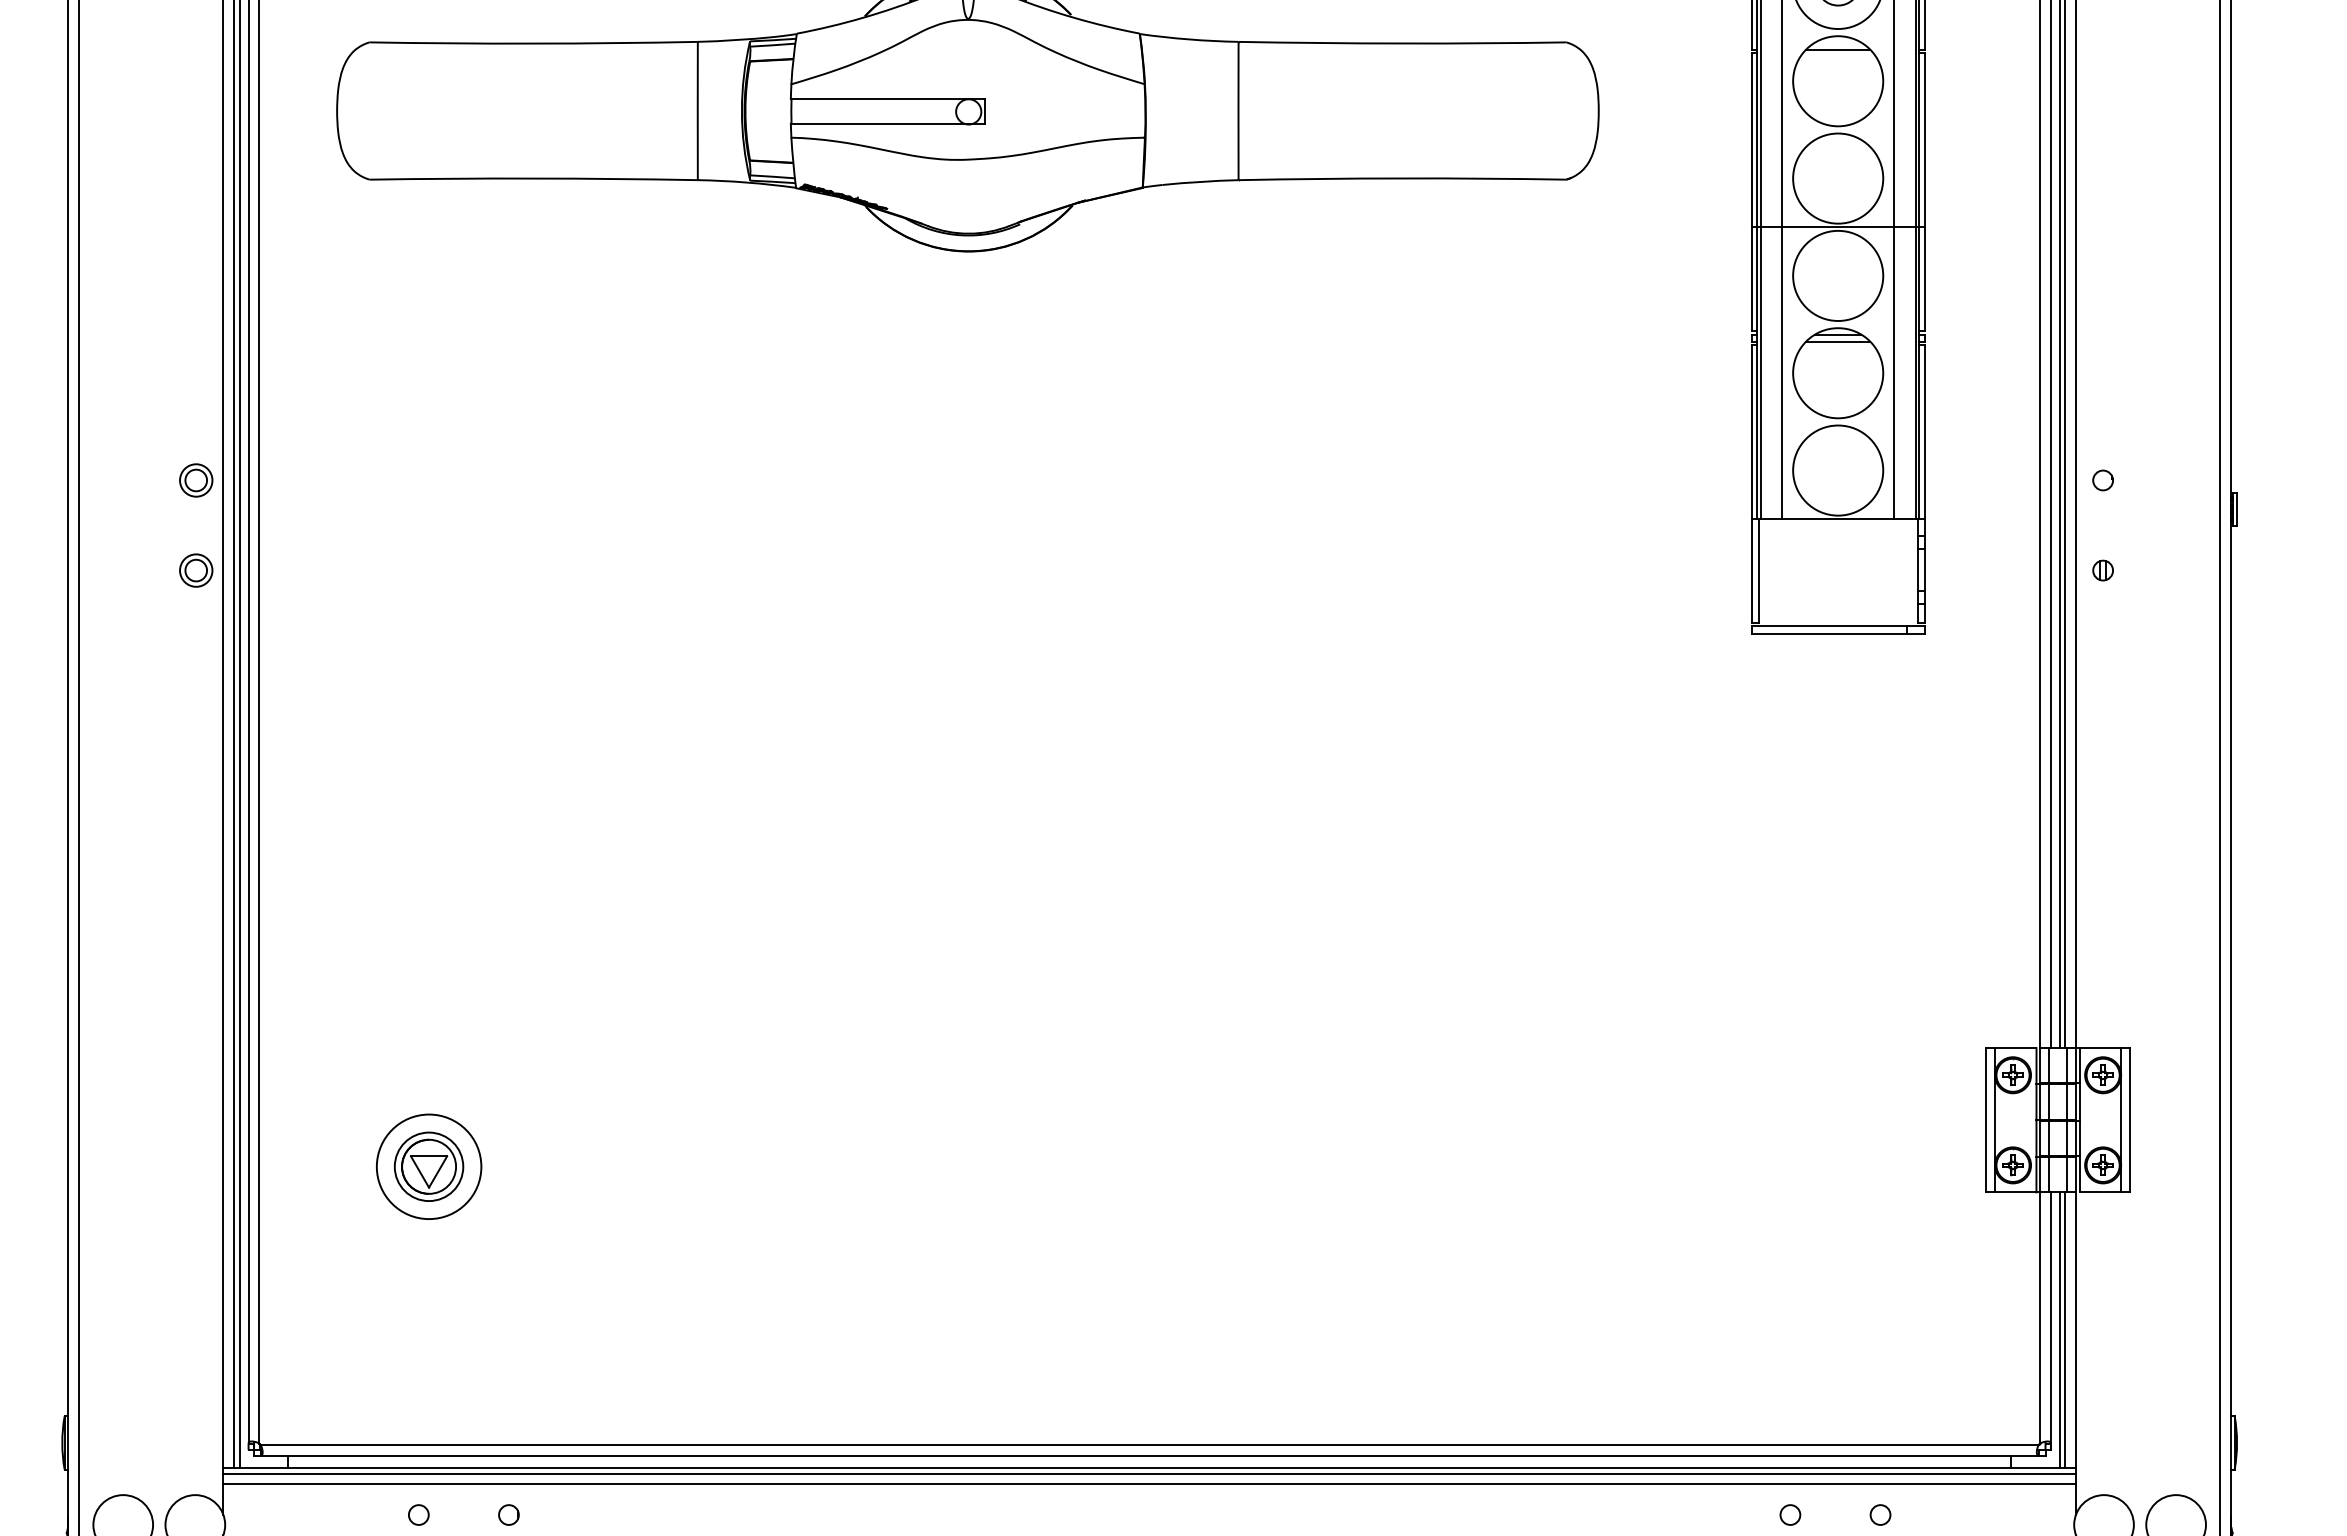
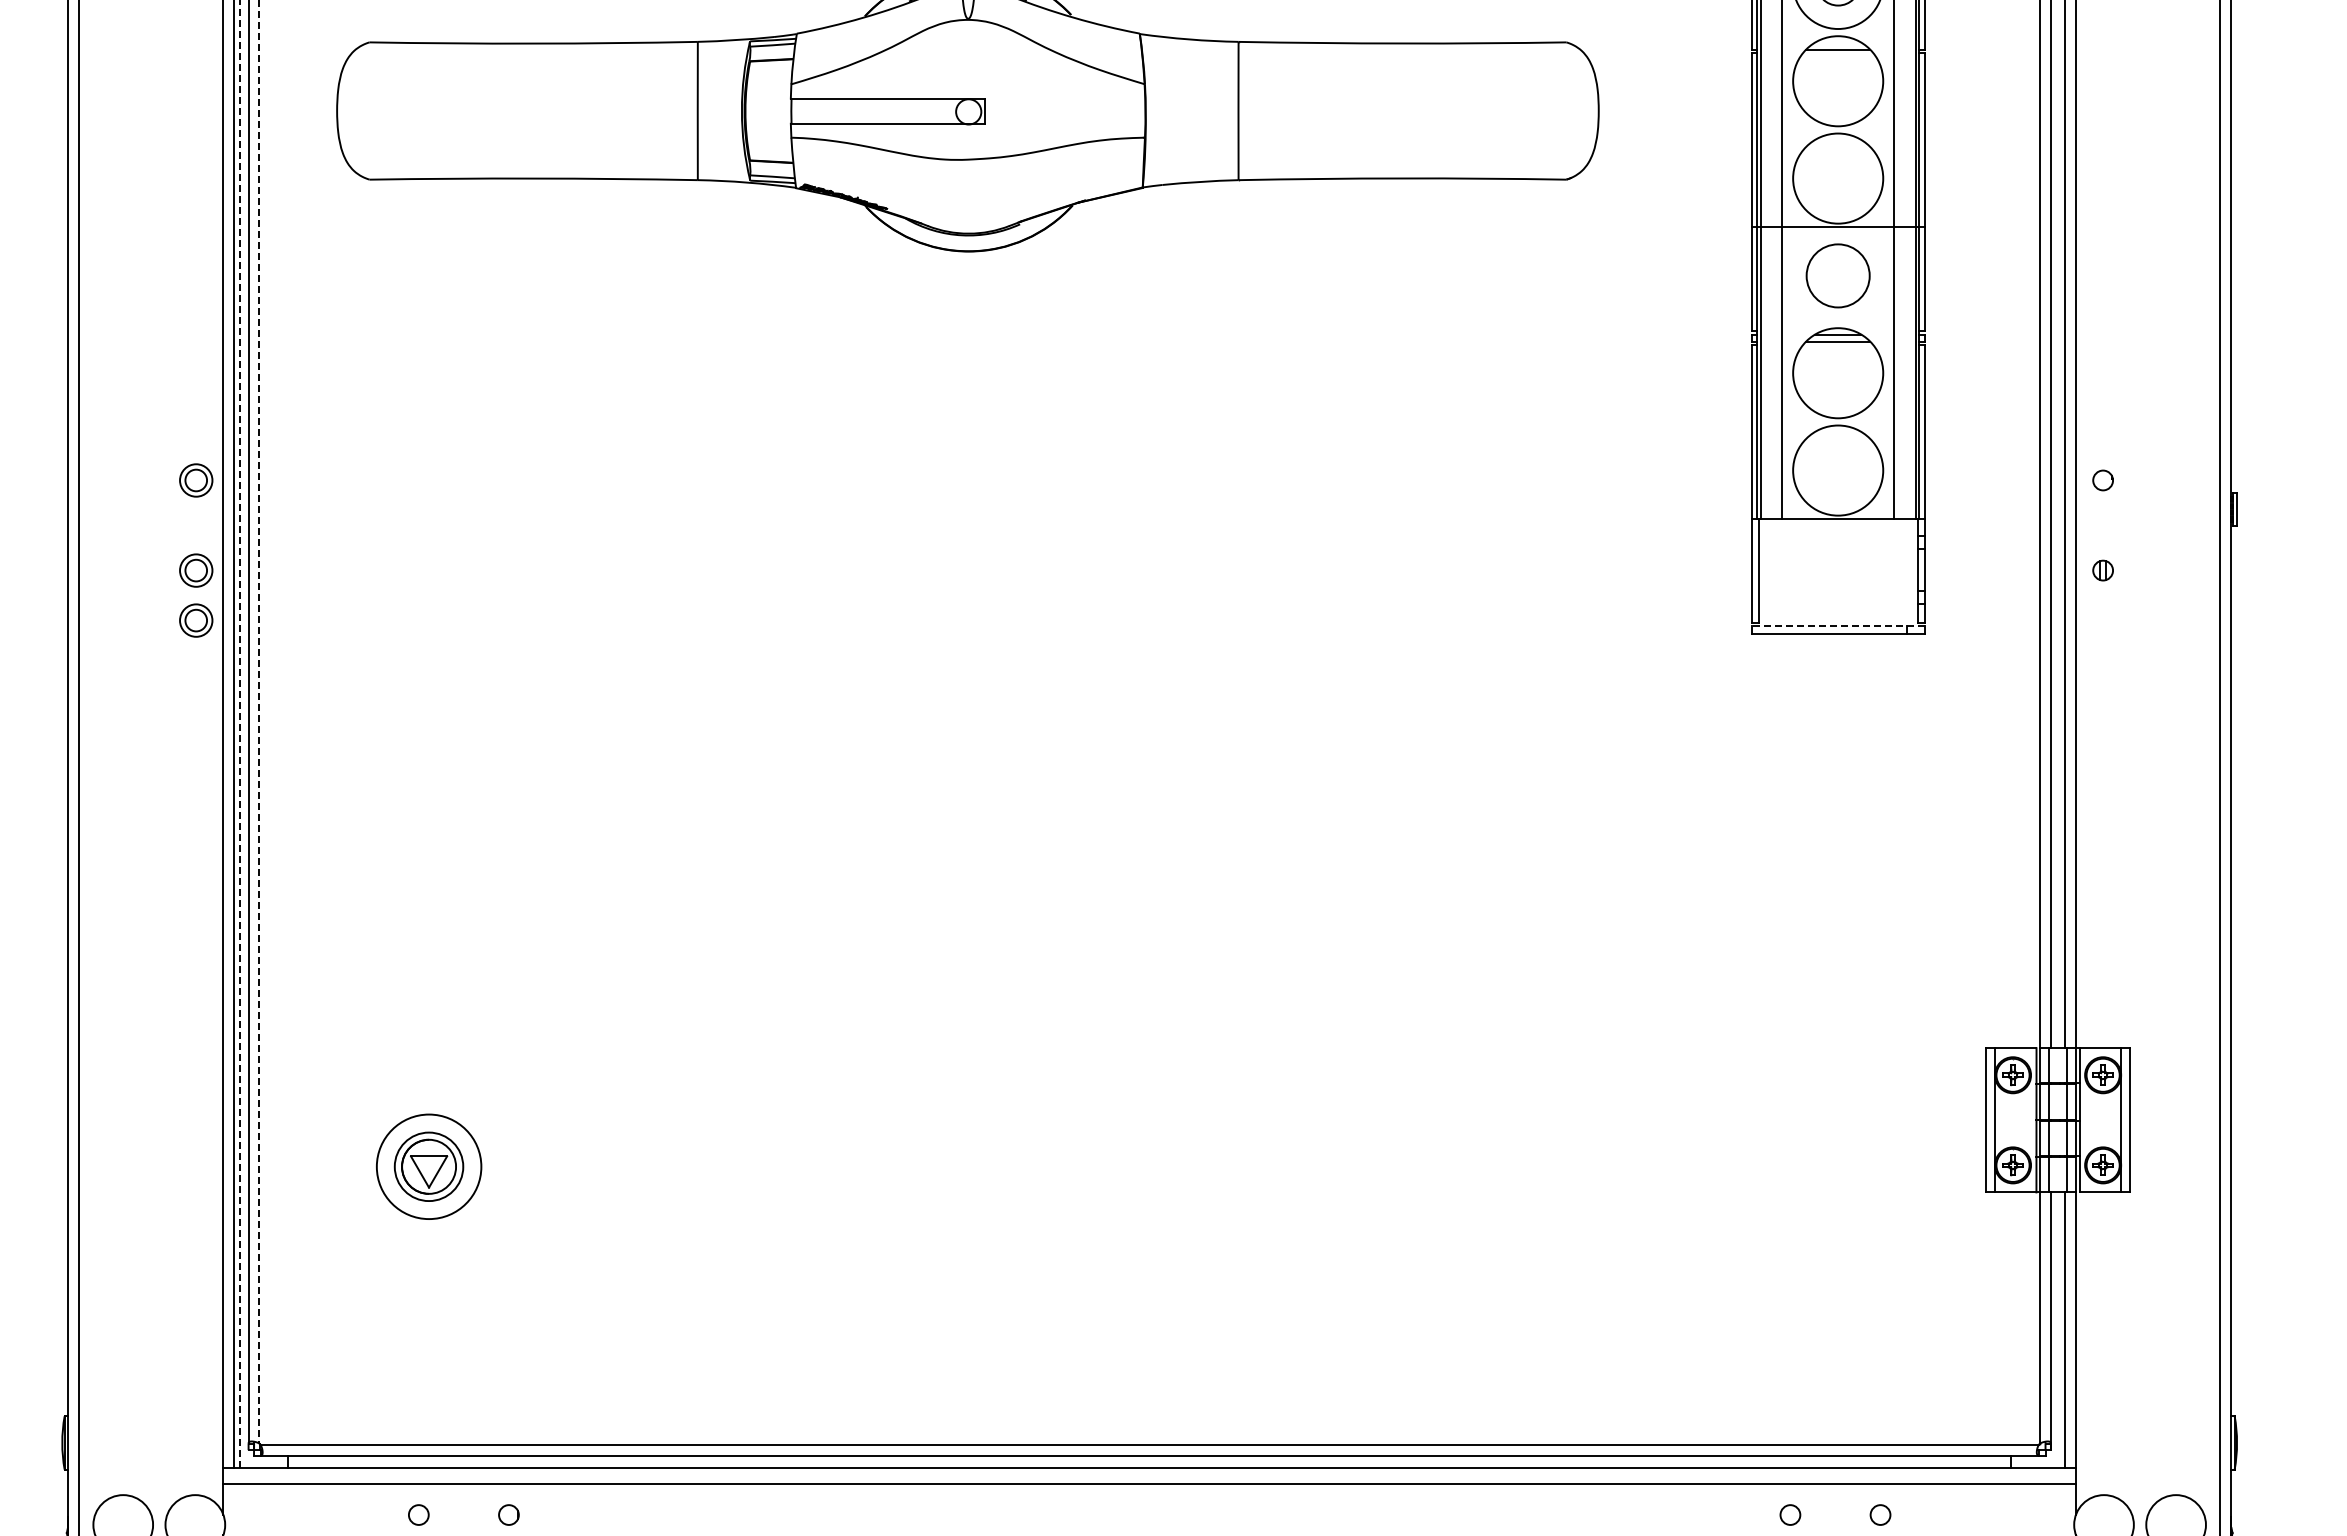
circle diameter: 90 px -> 63 px (1837, 275)
line: present -> none (2059, 525)
part: none -> present (196, 620)
line: solid -> dashed (1837, 626)
line: solid -> dashed (259, 721)
line: solid -> dashed (239, 734)
line: present -> none (2059, 1330)
line: present -> none (1149, 1473)
